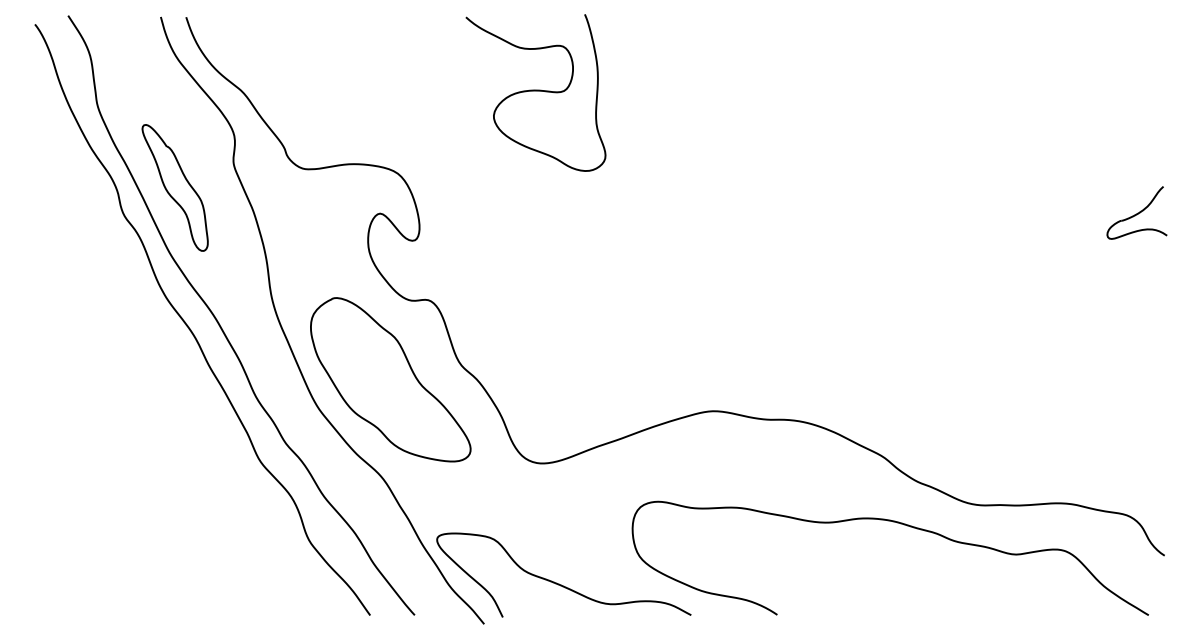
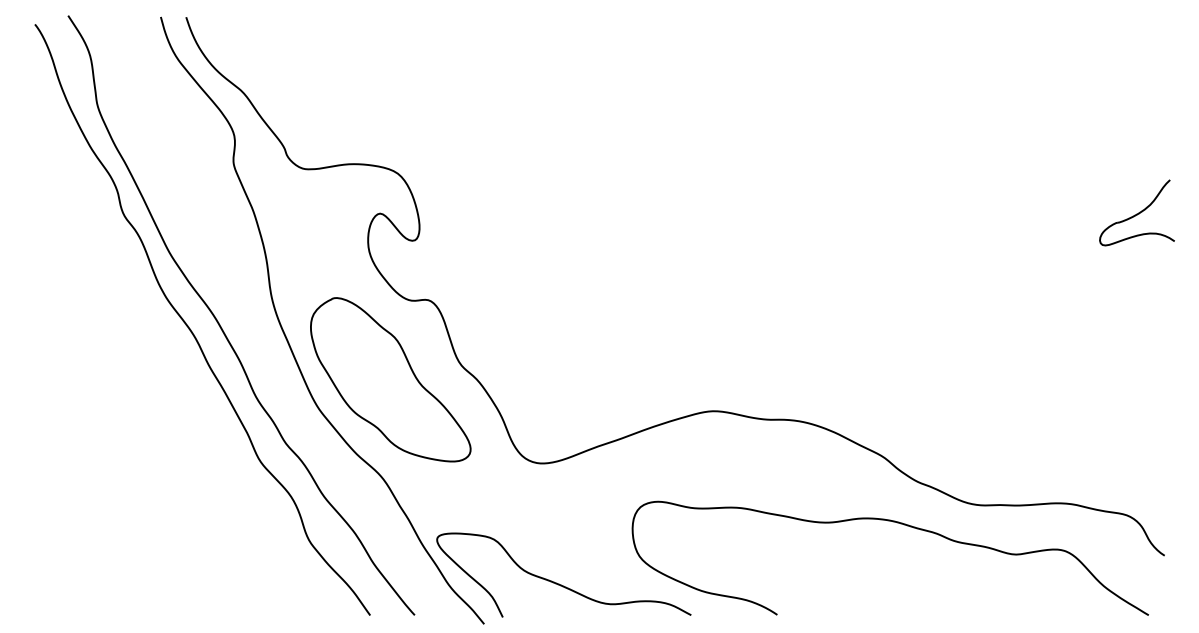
curve: present -> none (535, 91)
part: present -> none (174, 187)
part size: 62x54 px -> 76x68 px (1136, 212)
